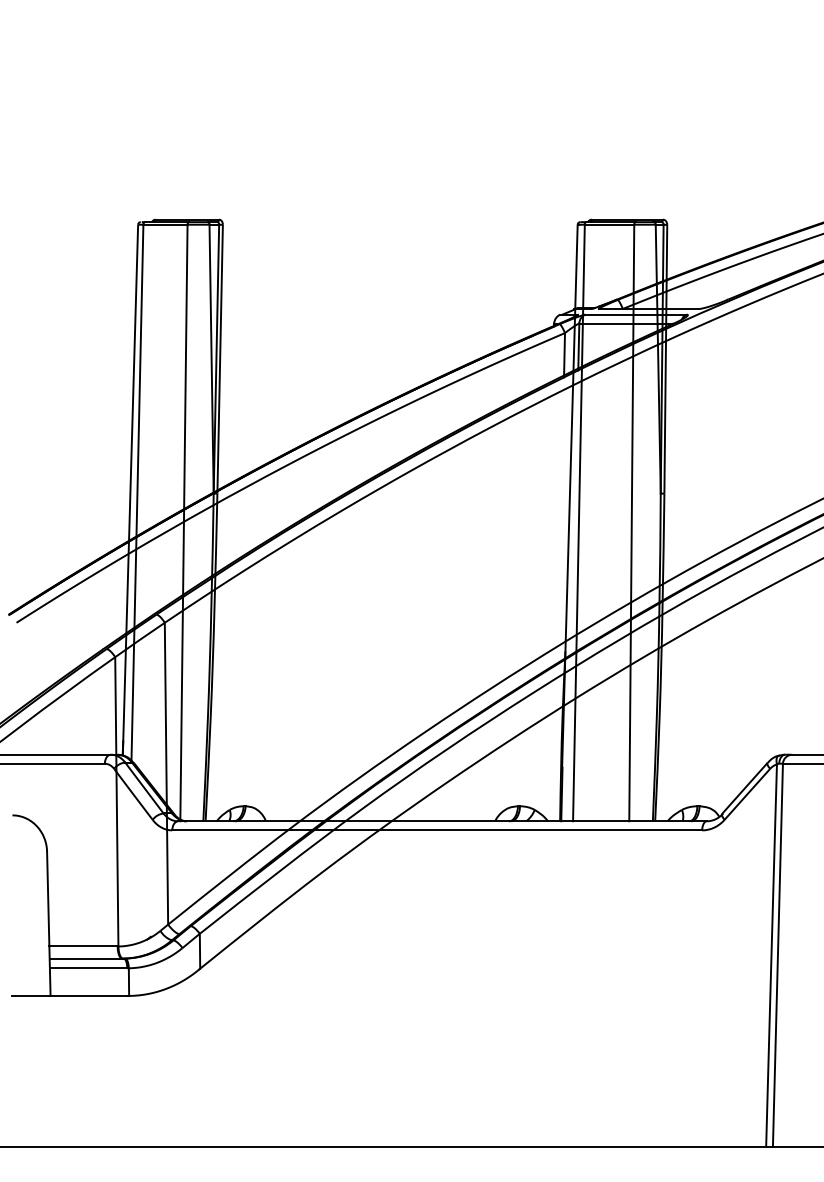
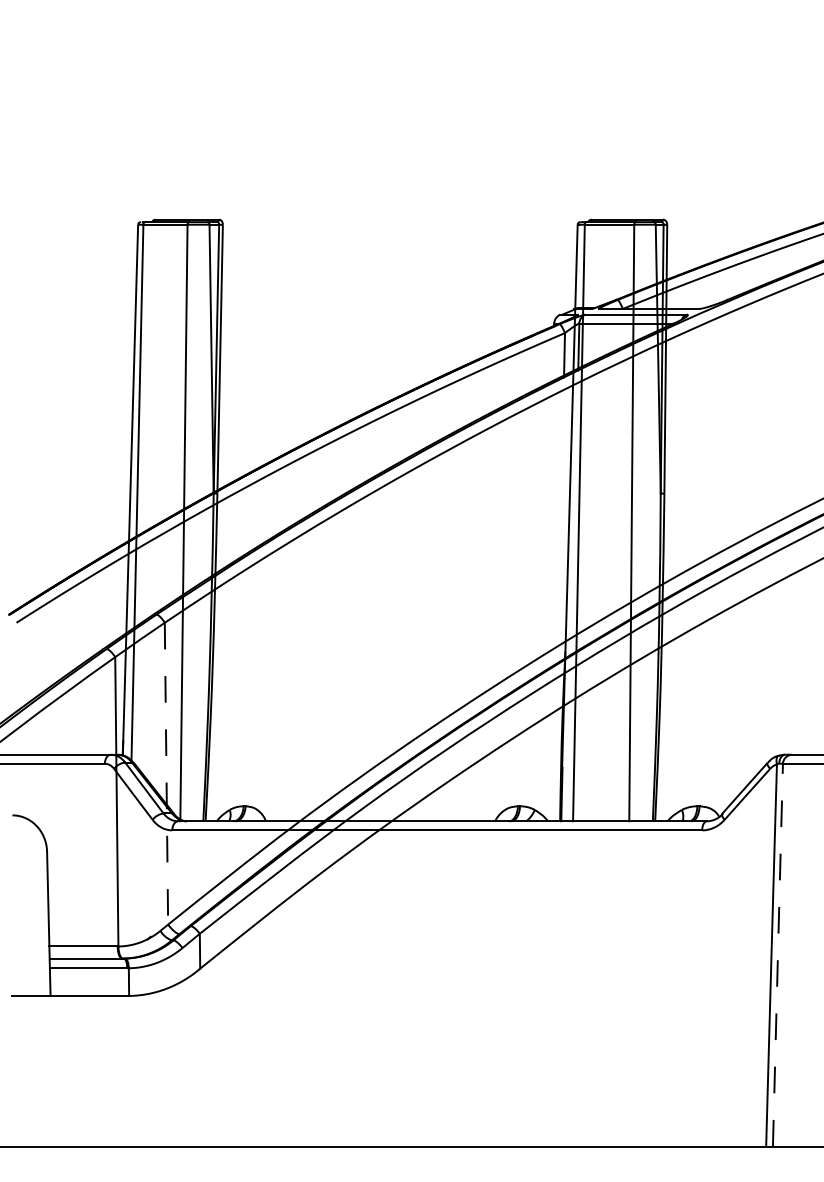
line: solid -> dashed (166, 773)
line: solid -> dashed (777, 954)
